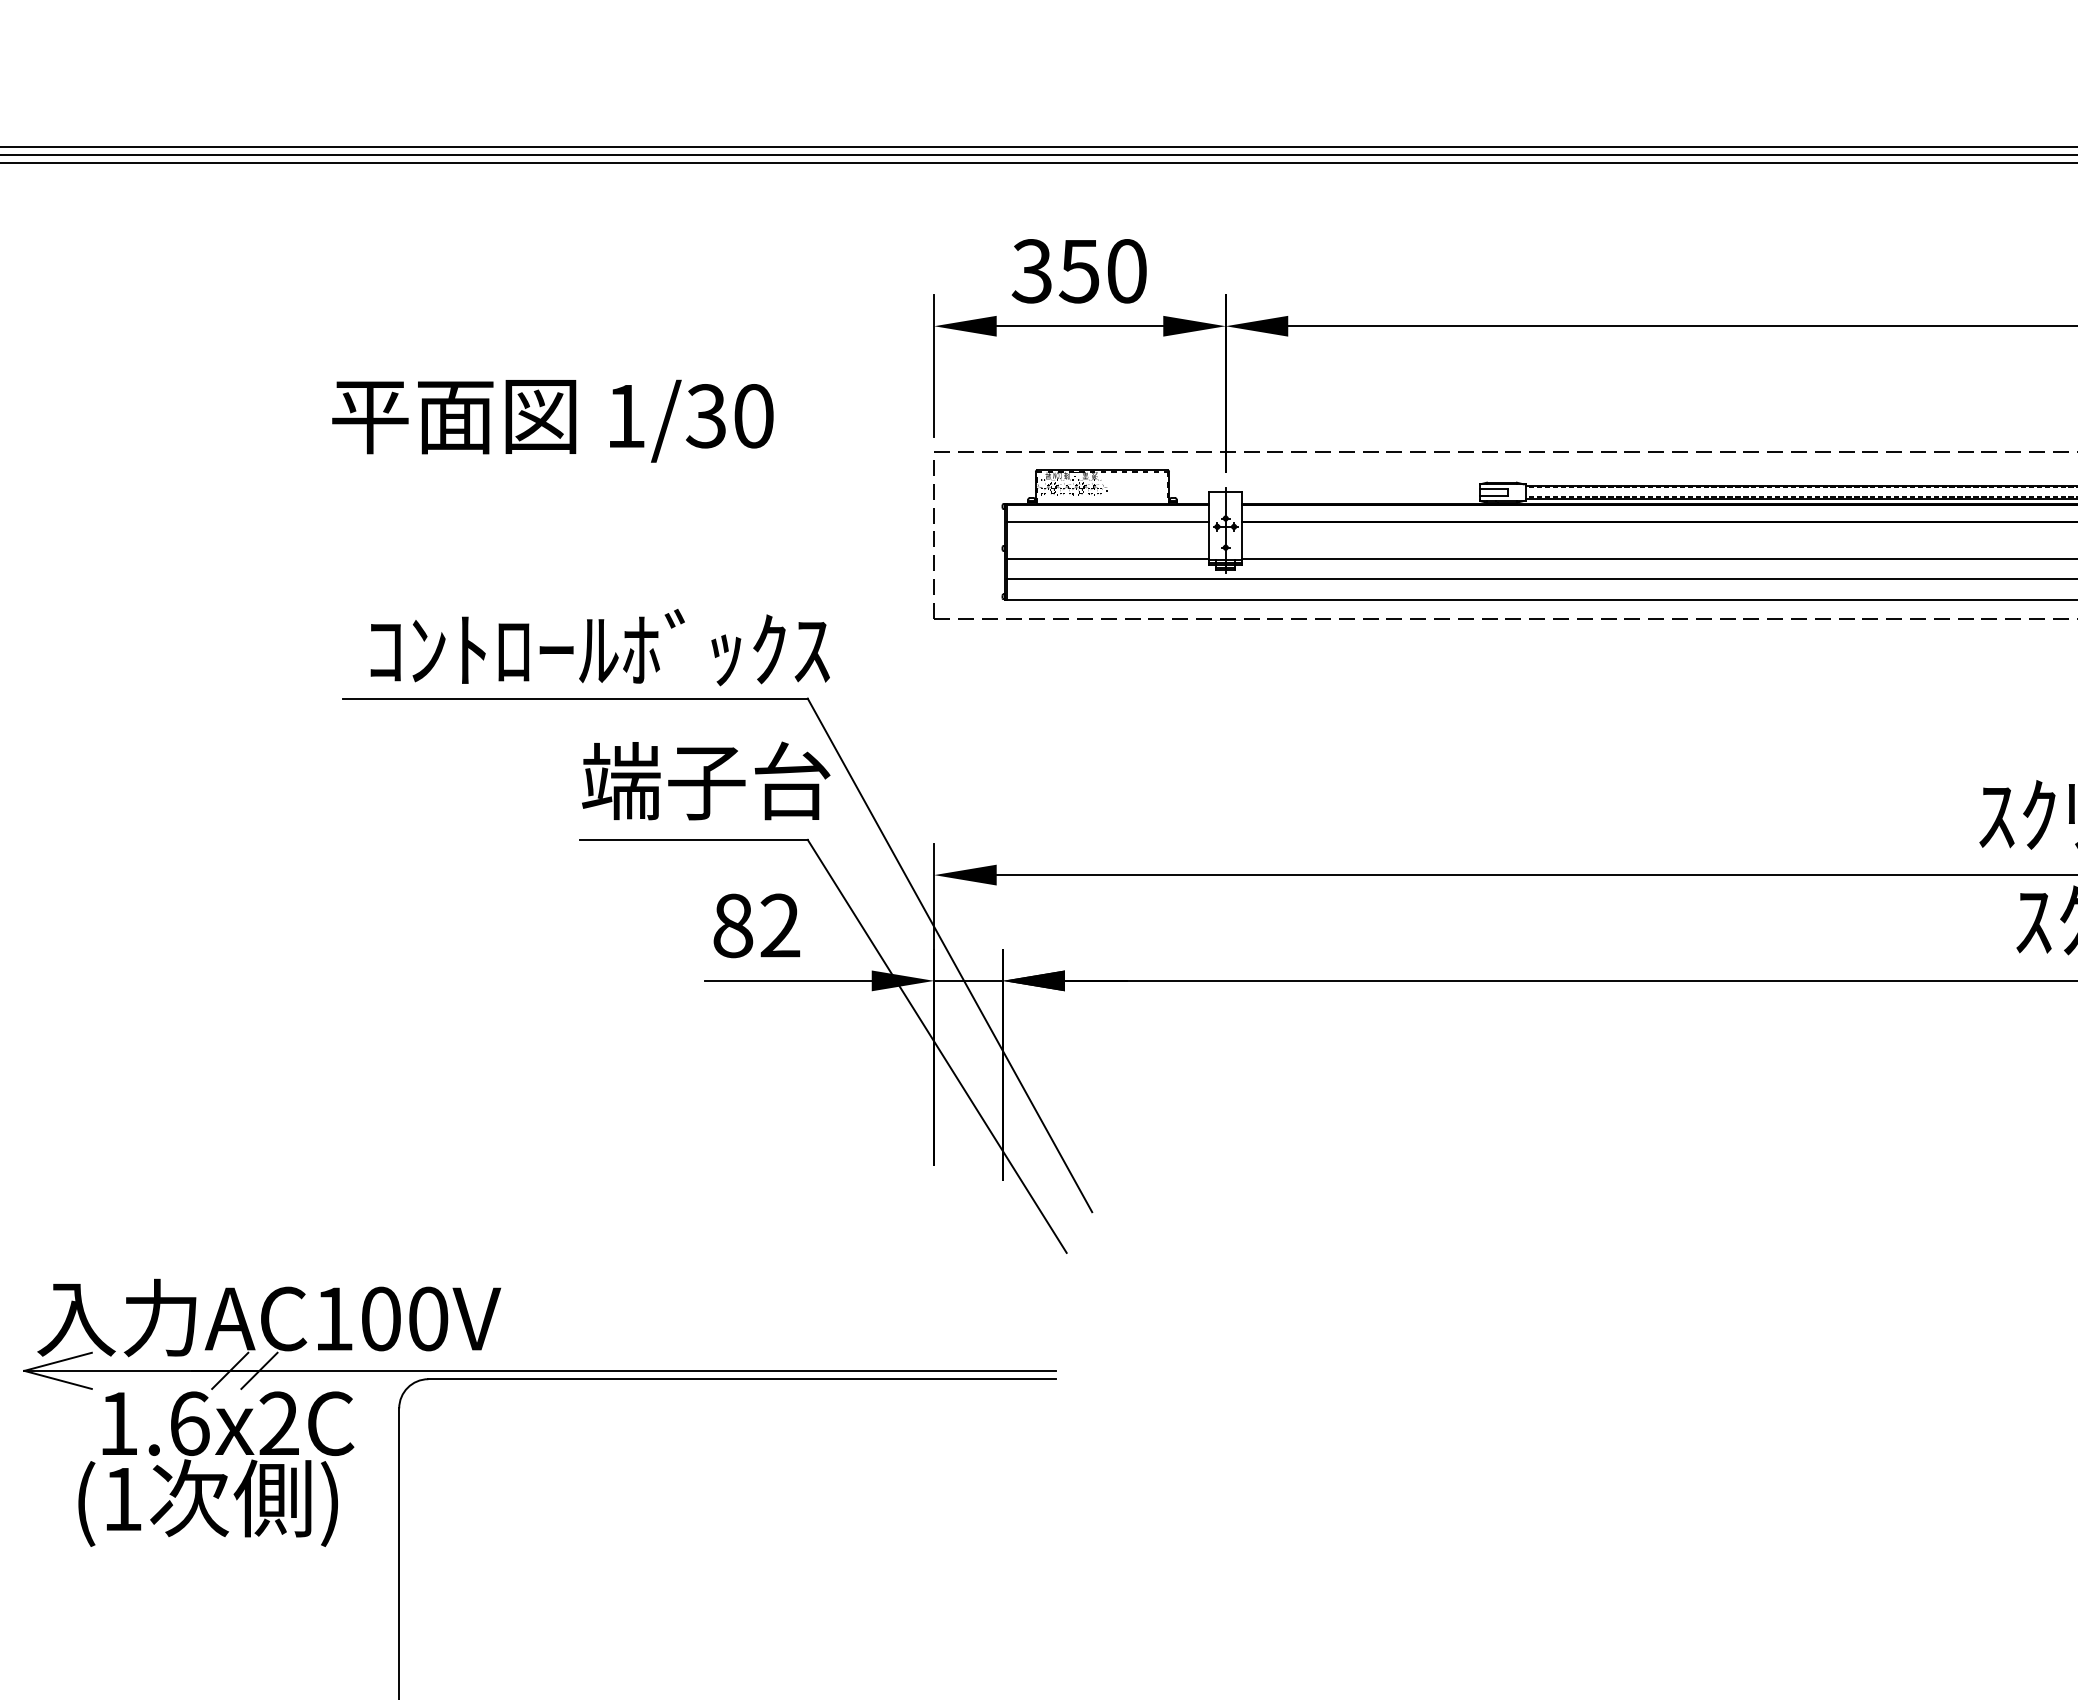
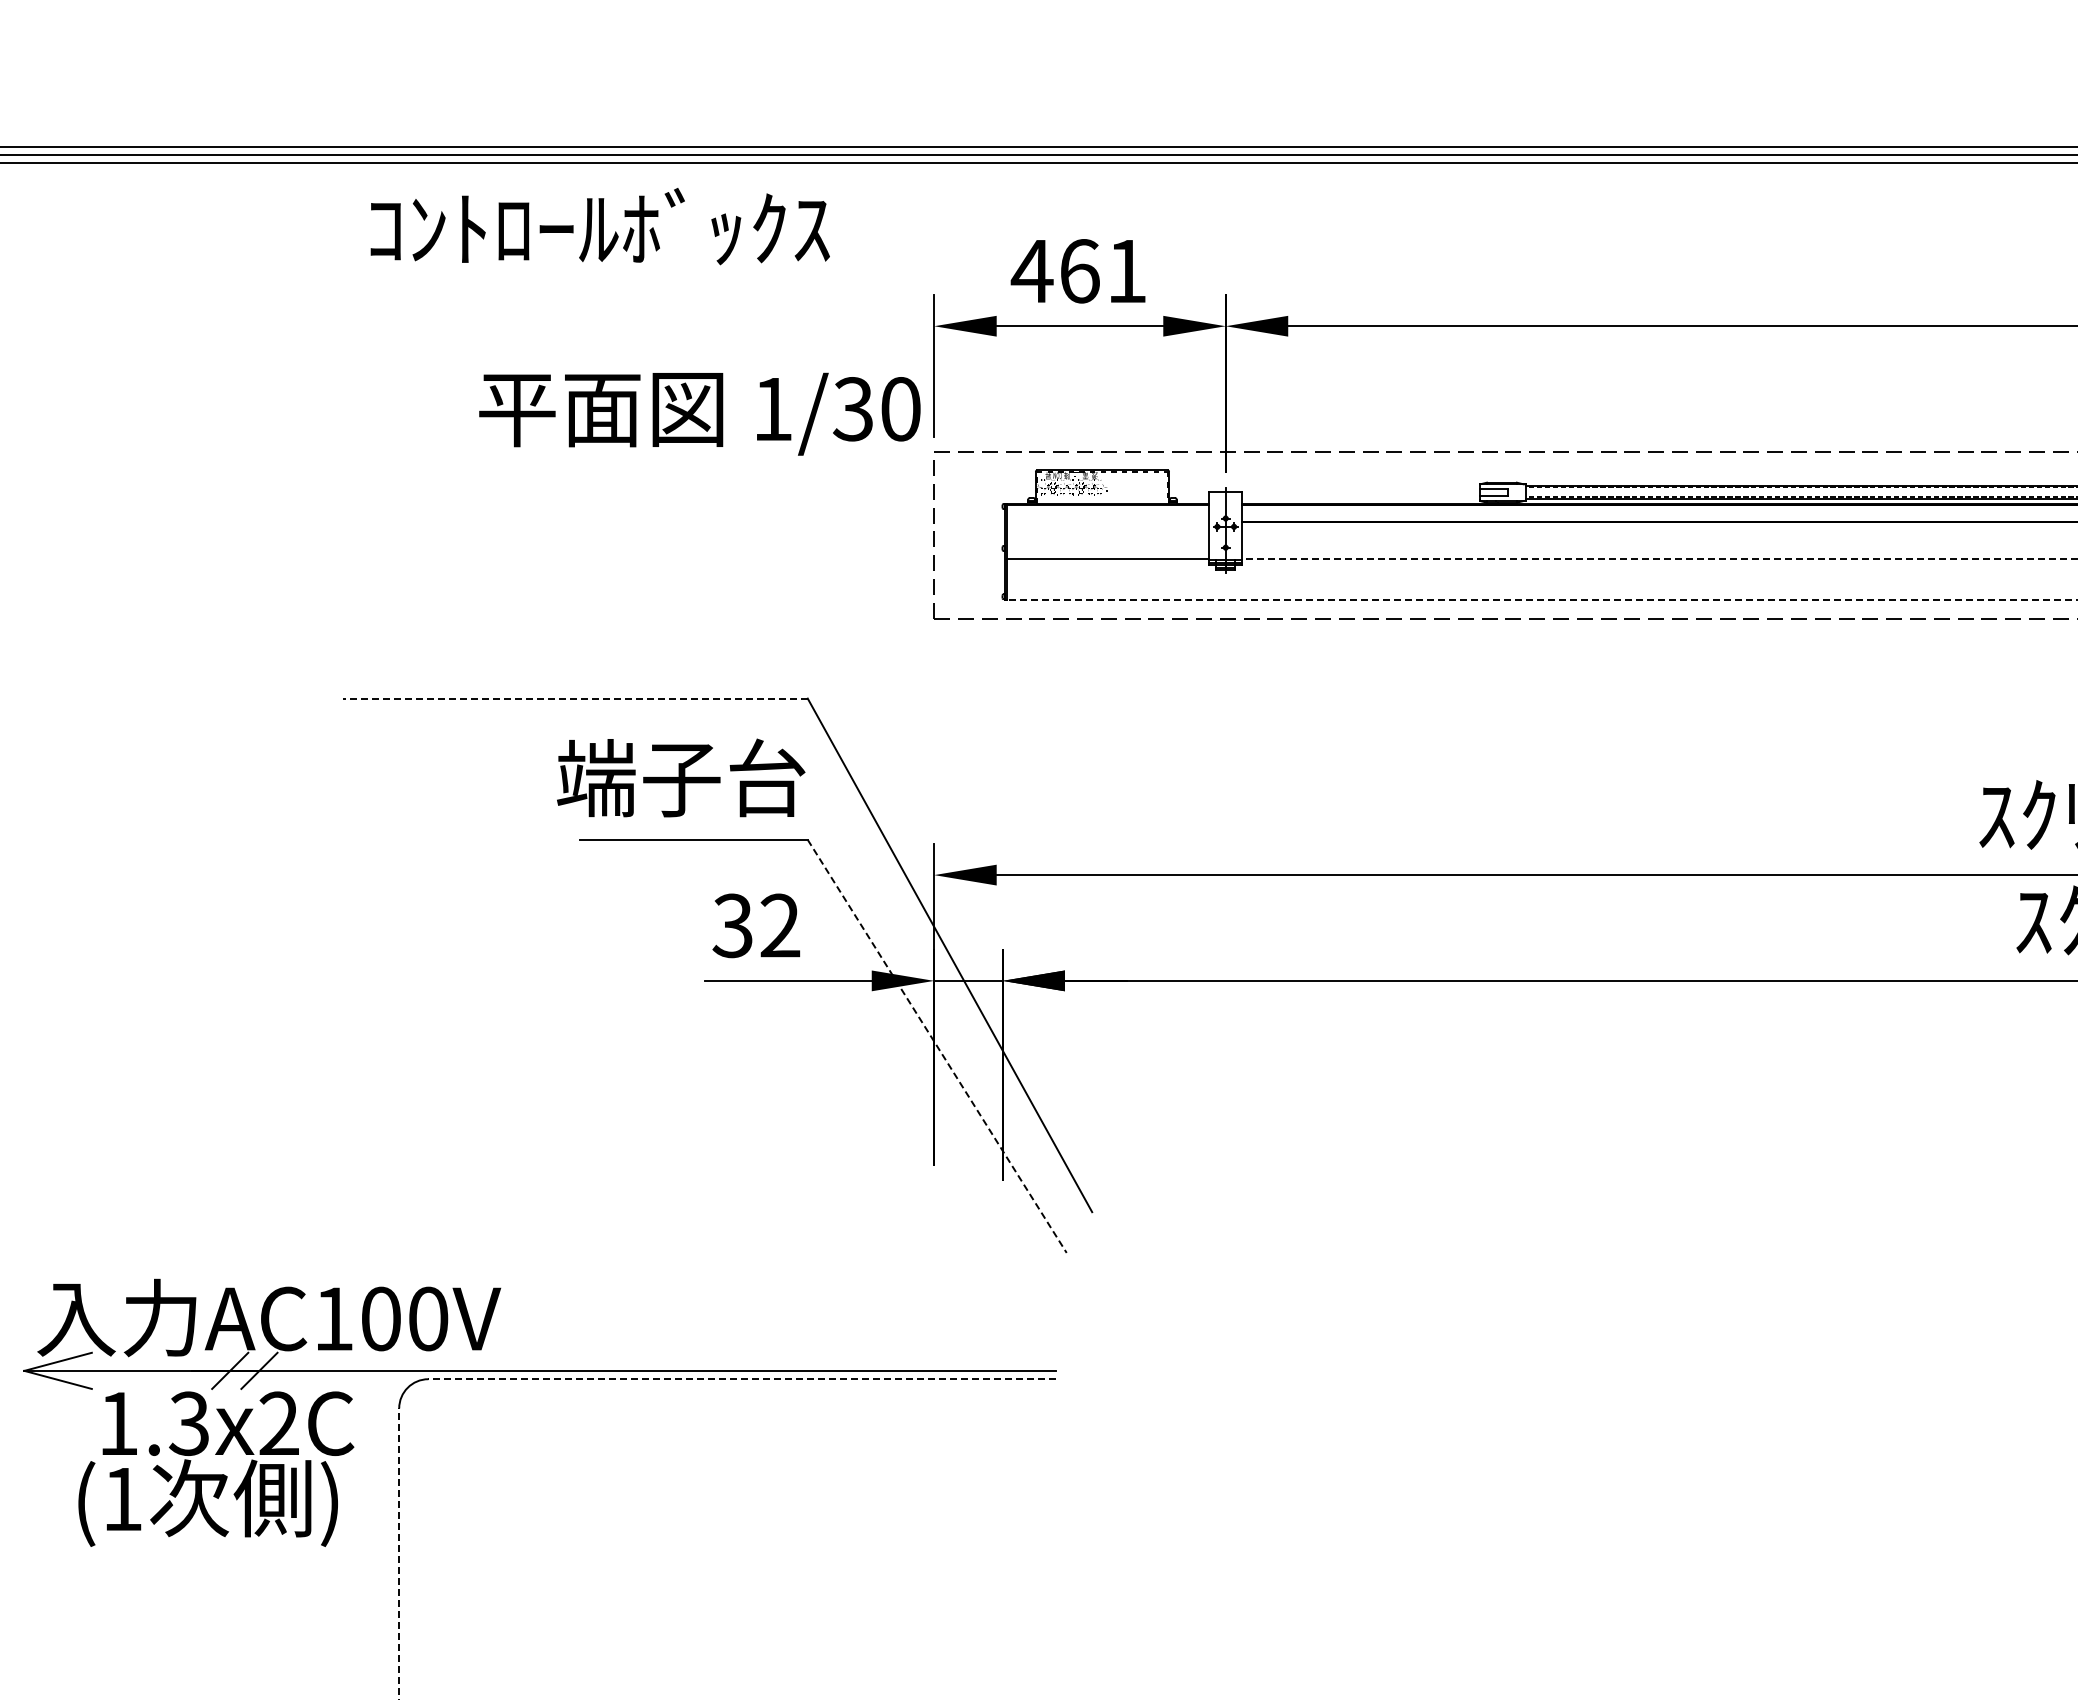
text: 350 -> 461 (1078, 271)
text position: (552, 420) -> (699, 413) (699, 413)
line: present -> none (1107, 522)
line: solid -> dashed (1659, 558)
line: present -> none (1540, 579)
line: solid -> dashed (1541, 599)
text position: (599, 647) -> (599, 226) (599, 226)
line: solid -> dashed (574, 698)
text position: (706, 780) -> (681, 777) (681, 777)
text: 82 -> 32 (732, 925)
line: solid -> dashed (937, 1046)
line: solid -> dashed (742, 1379)
text: 1.6x2C -> 1.3x2C (189, 1423)
line: solid -> dashed (399, 1553)
